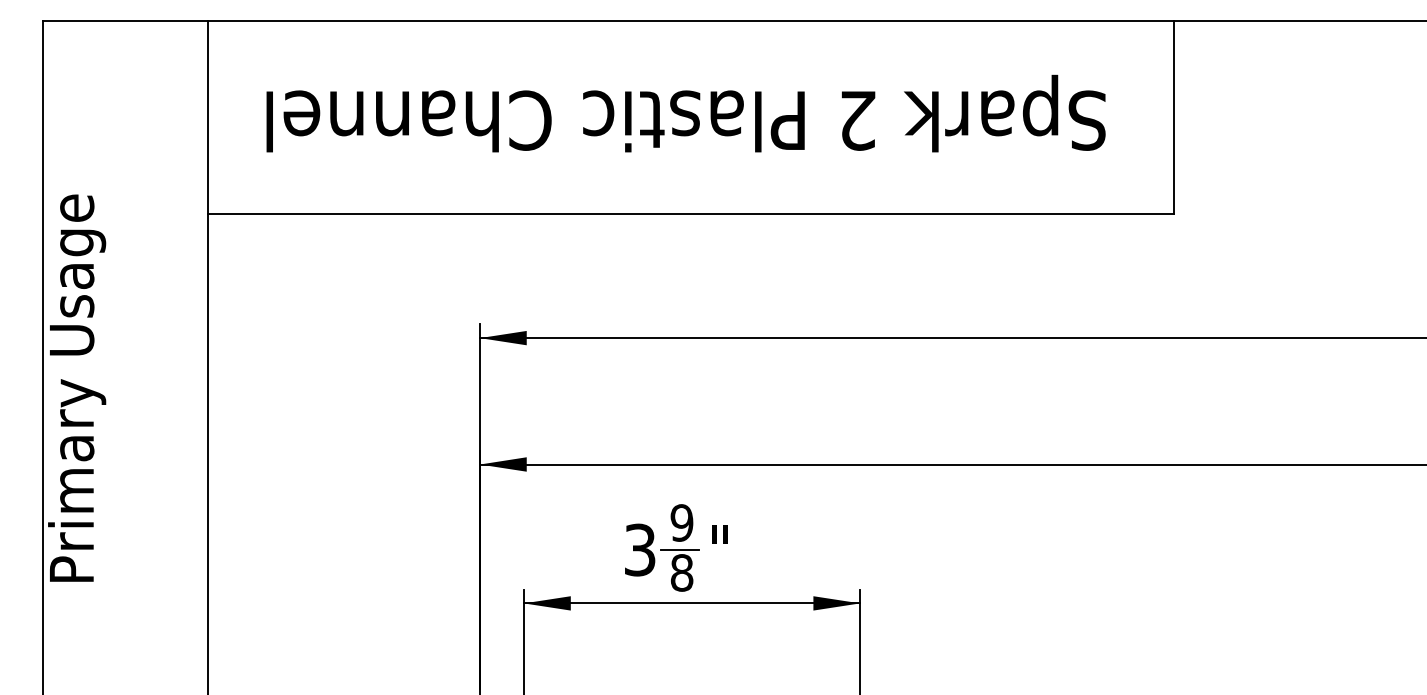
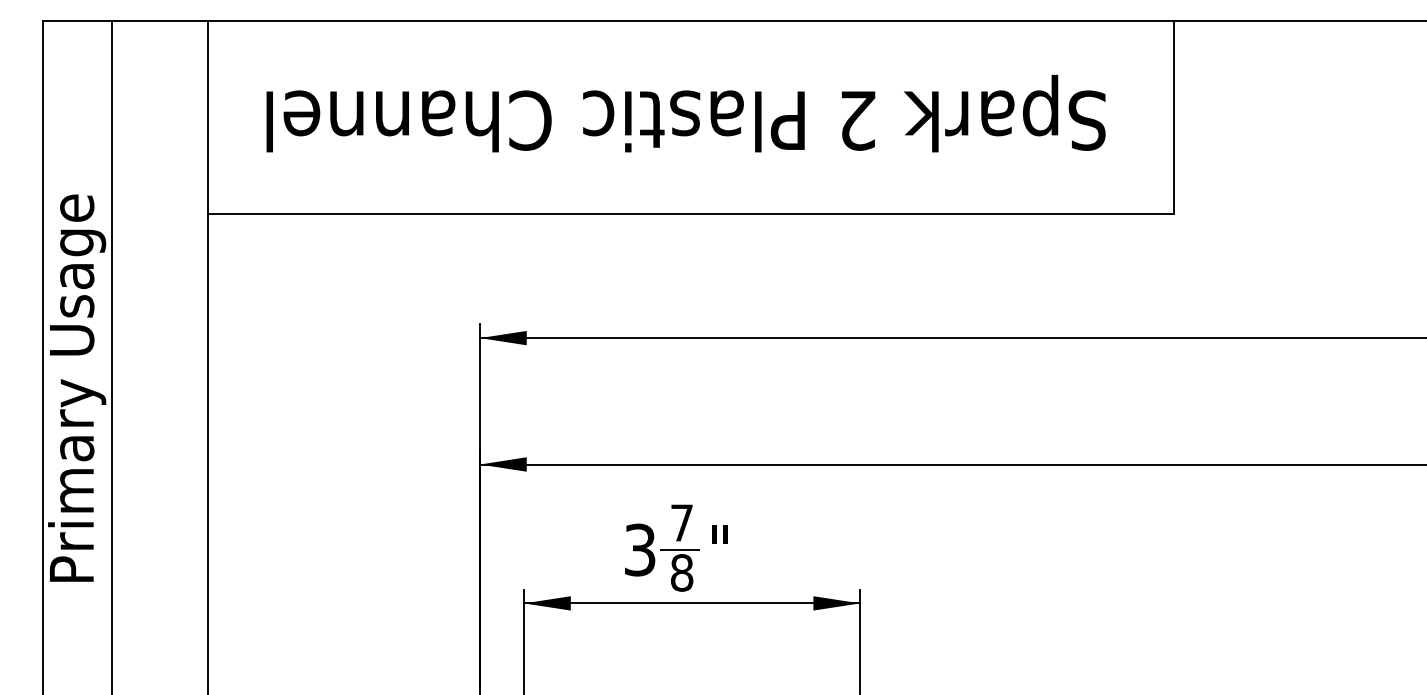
line: none -> present (111, 355)
text: 9 -> 7 (681, 522)
